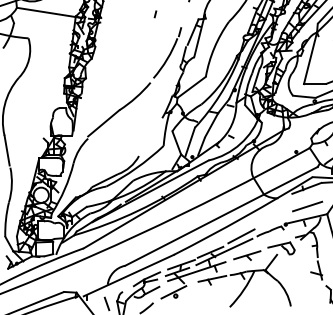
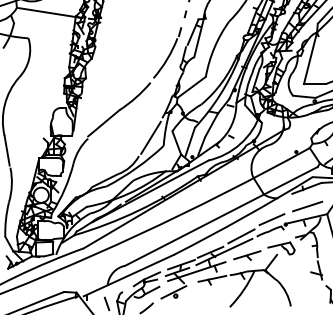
line position: (155, 14) -> (185, 14) (185, 14)
line: none -> present (150, 137)
line: none -> present (271, 219)
